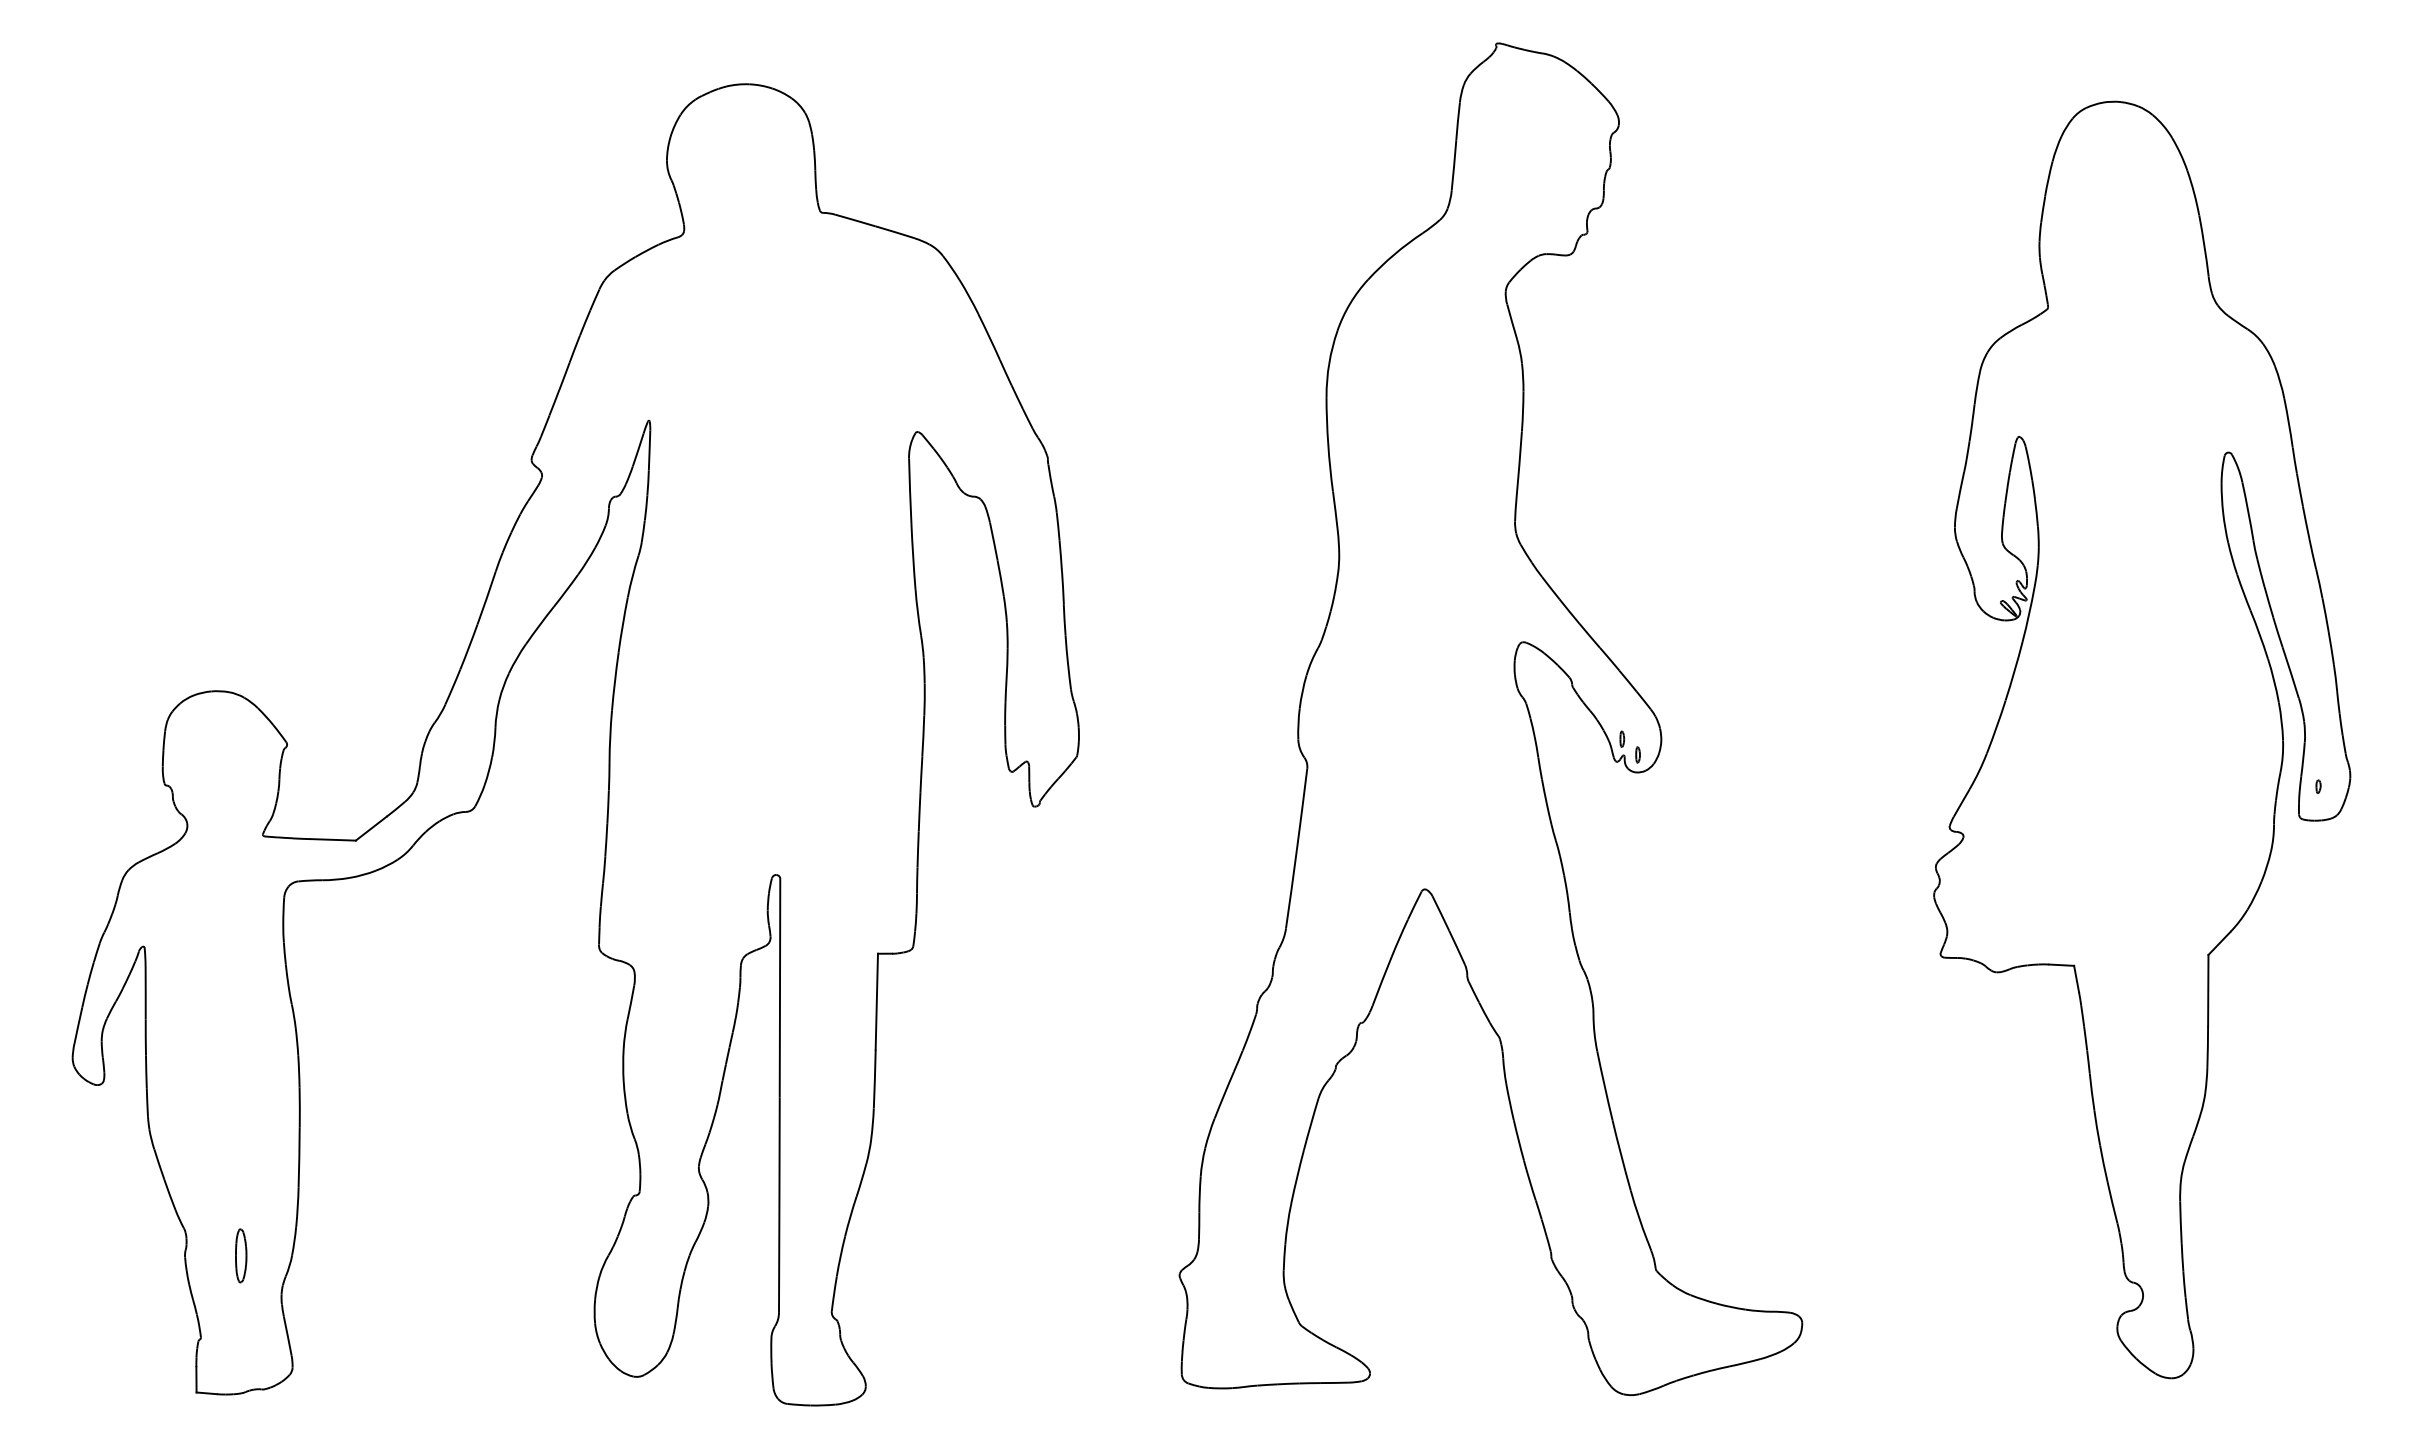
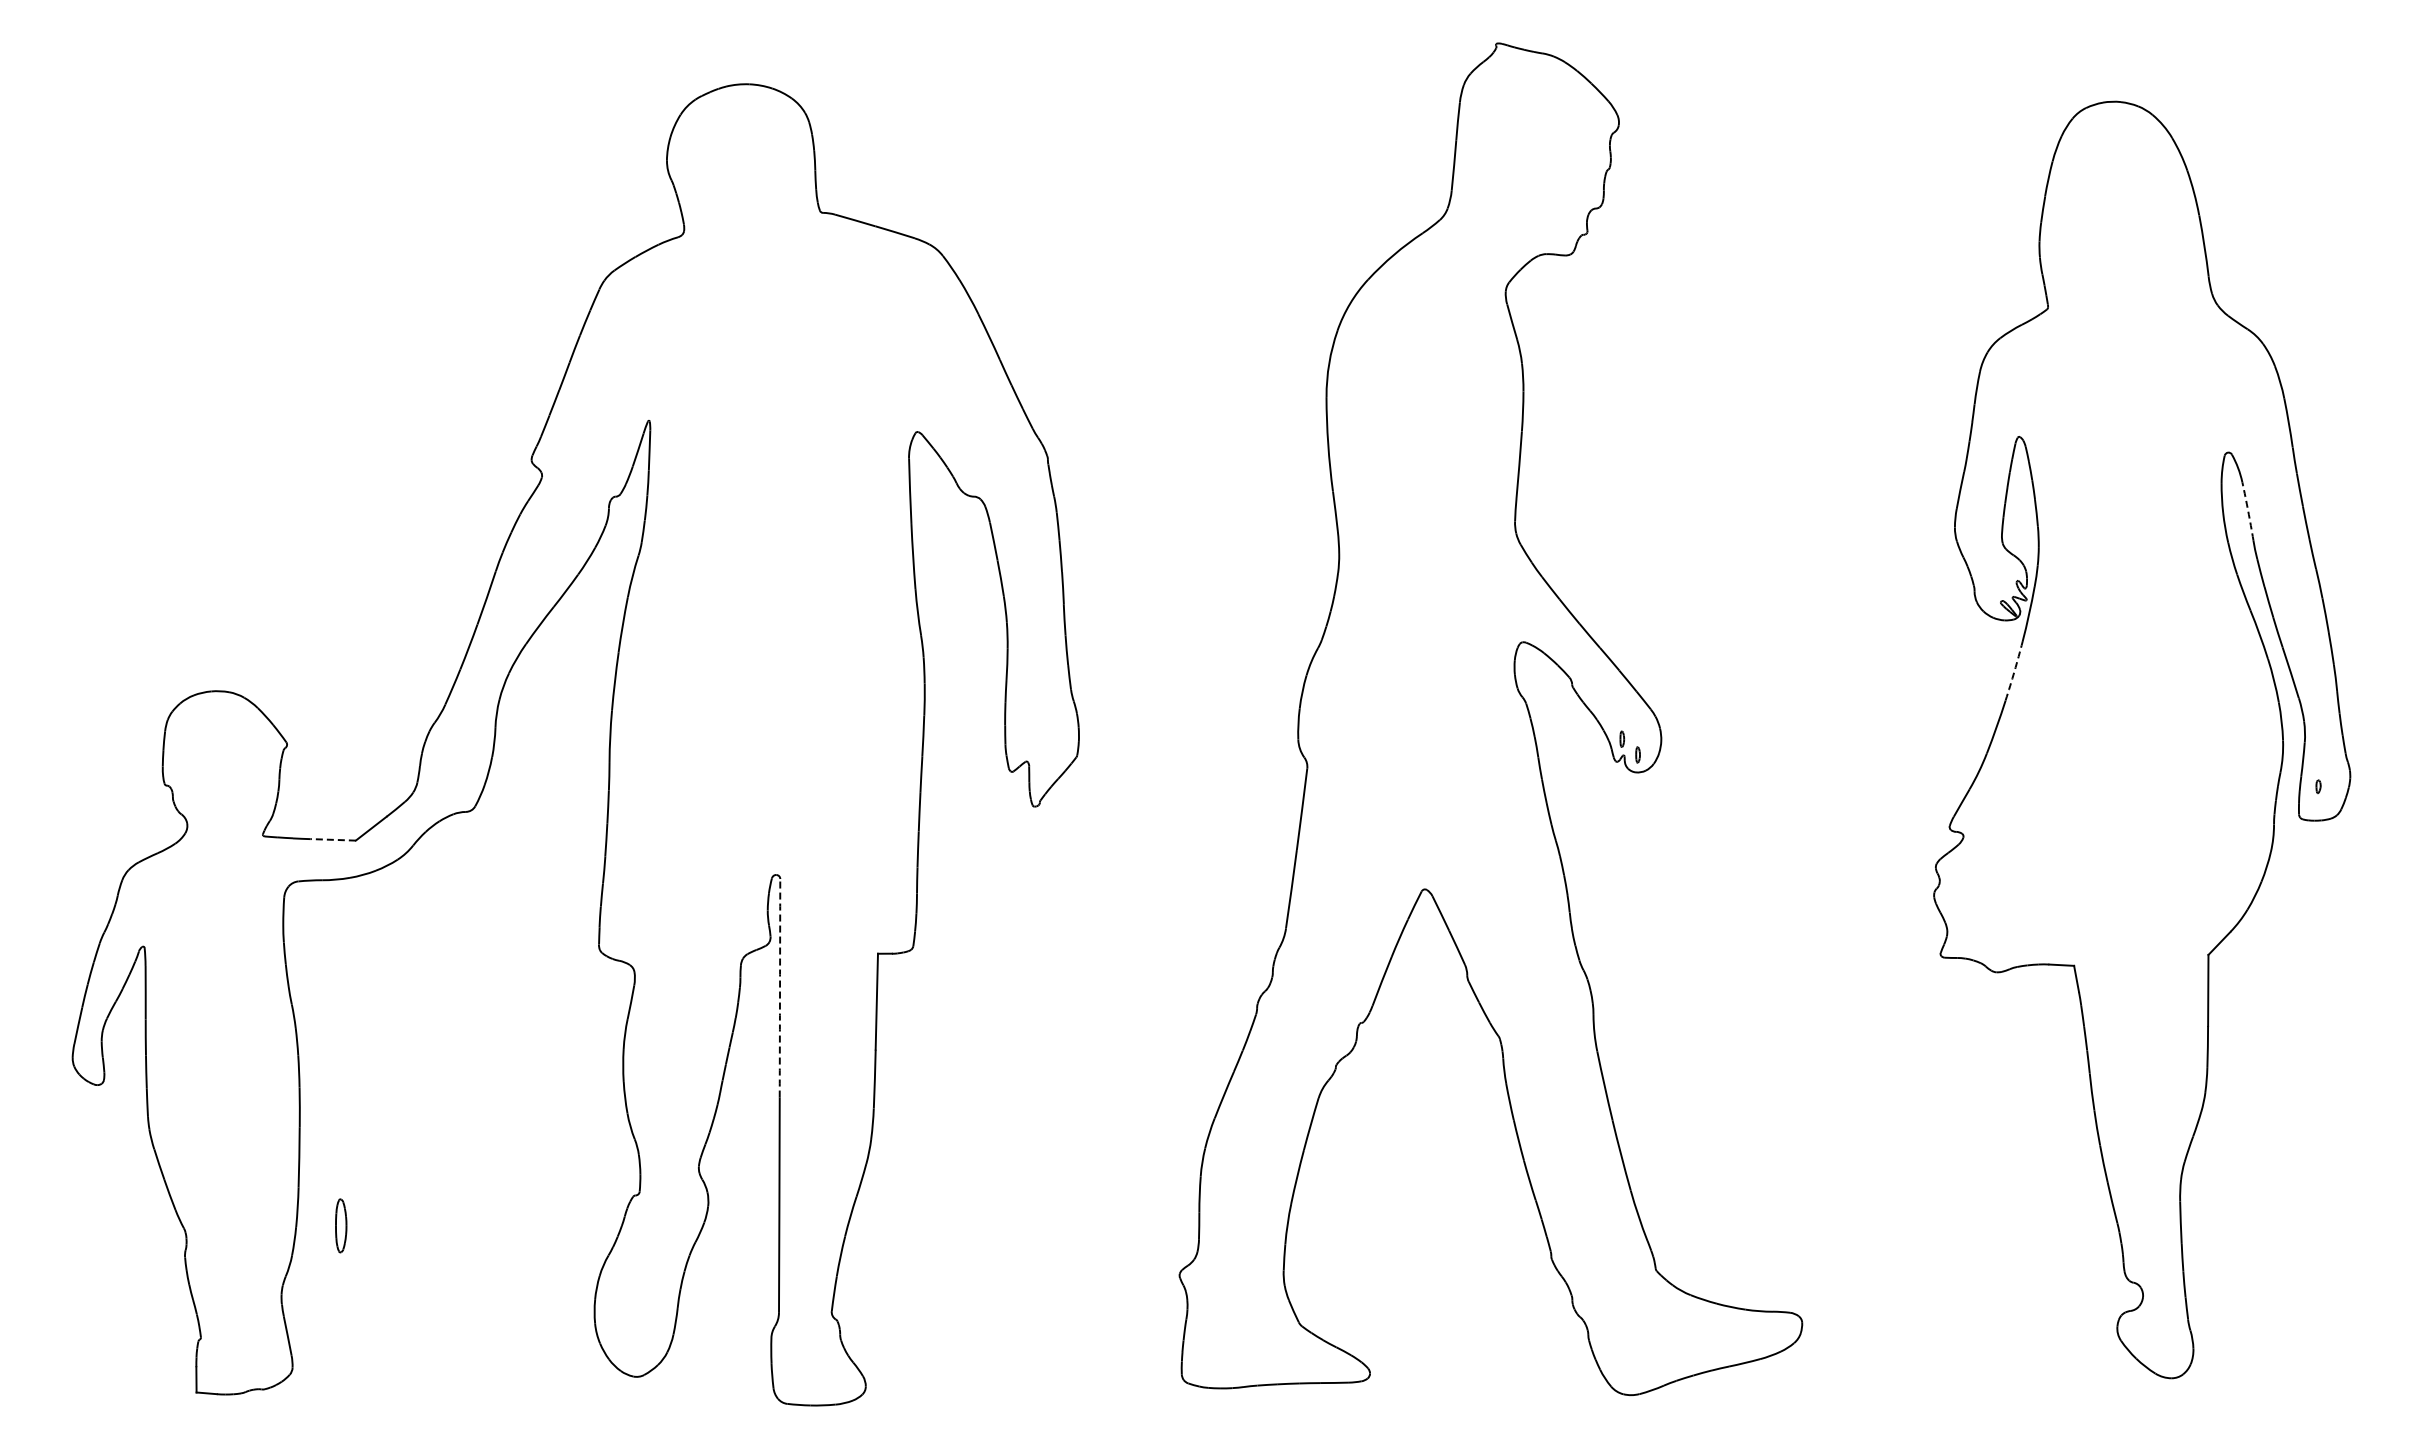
arc: solid -> dashed (2248, 511)
arc: solid -> dashed (2014, 671)
line: solid -> dashed (333, 839)
arc: solid -> dashed (780, 988)
part position: (241, 1255) -> (341, 1225) (341, 1225)
